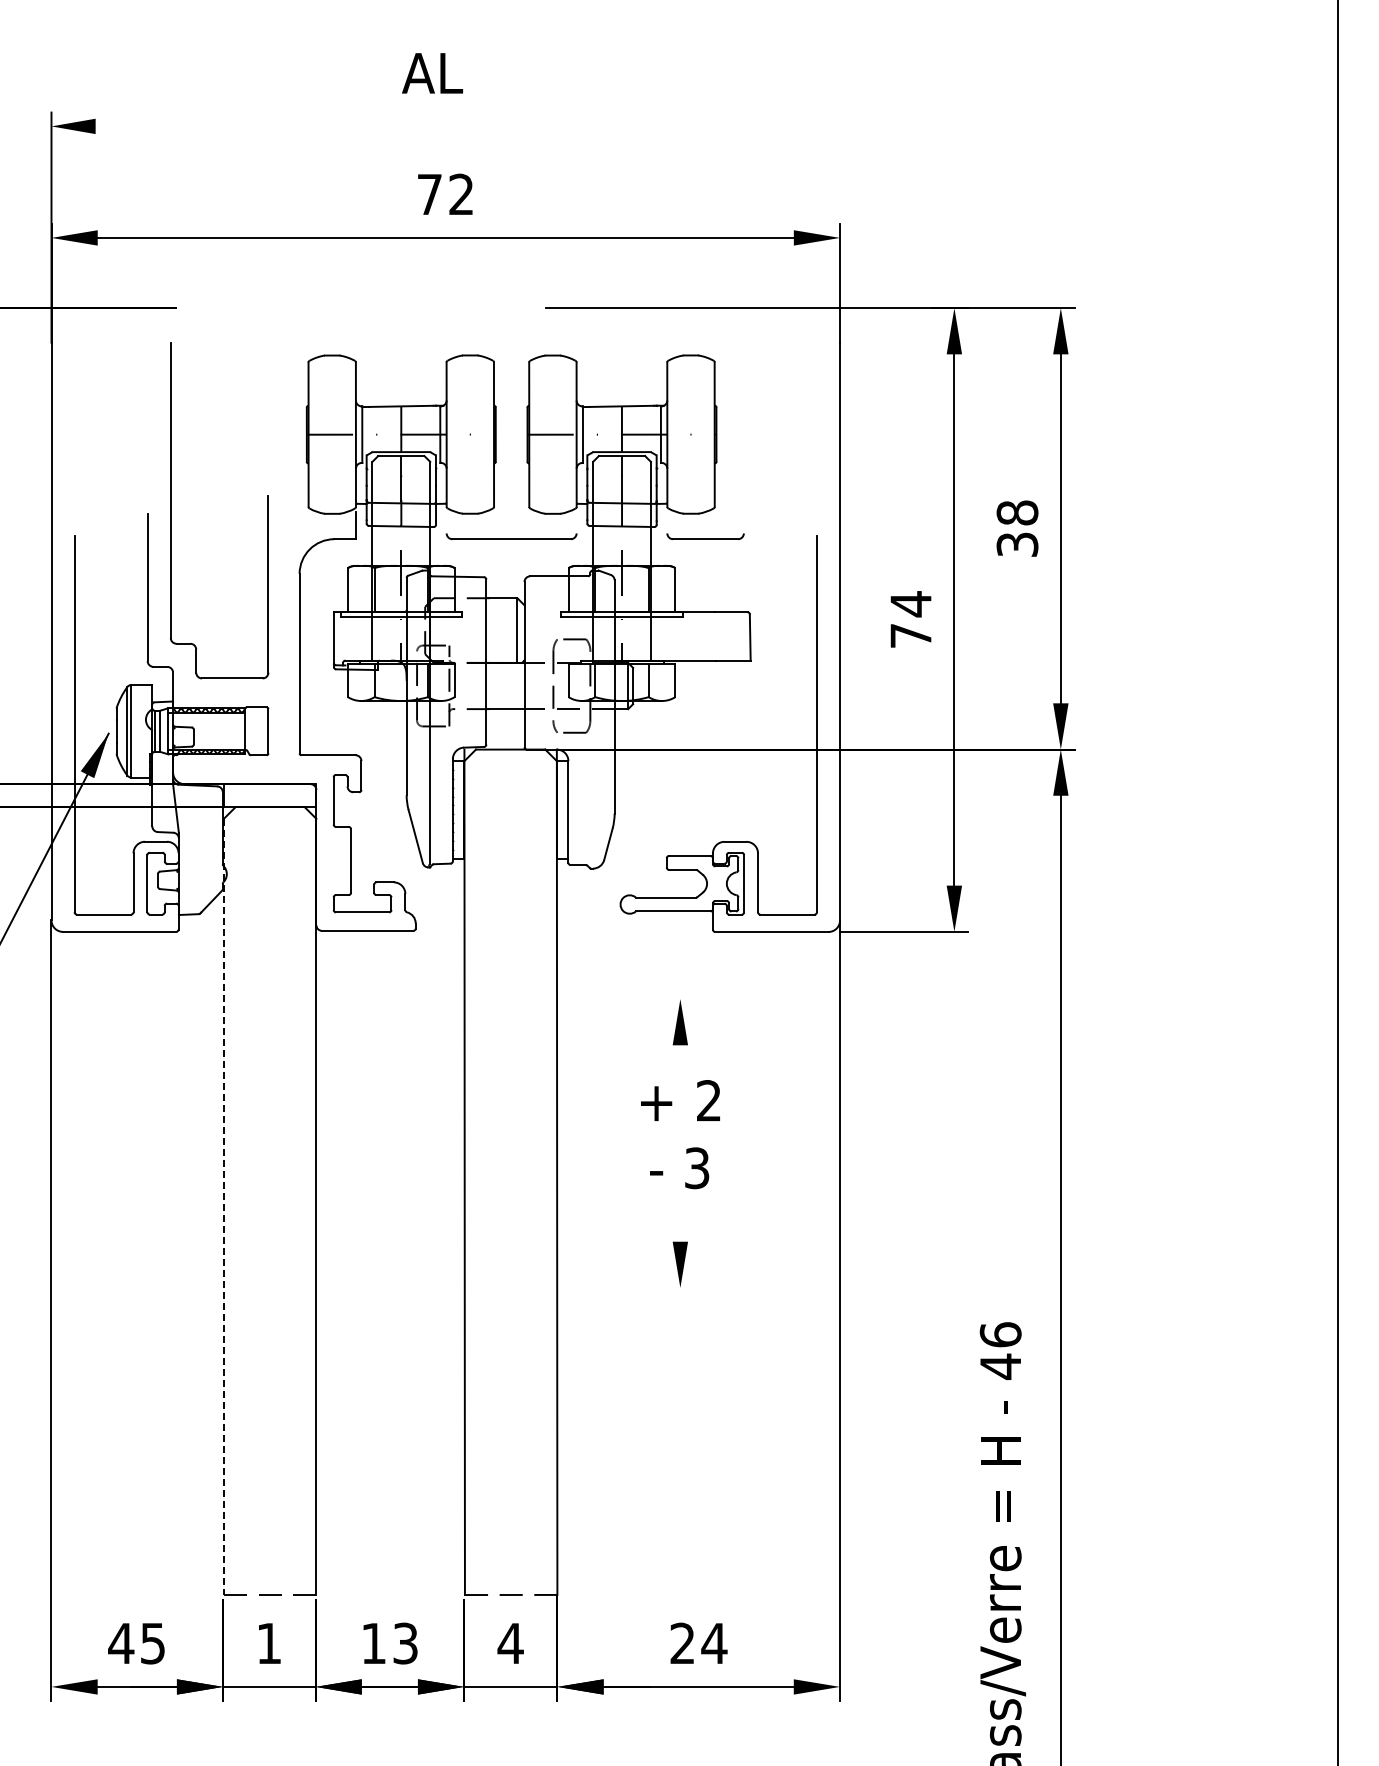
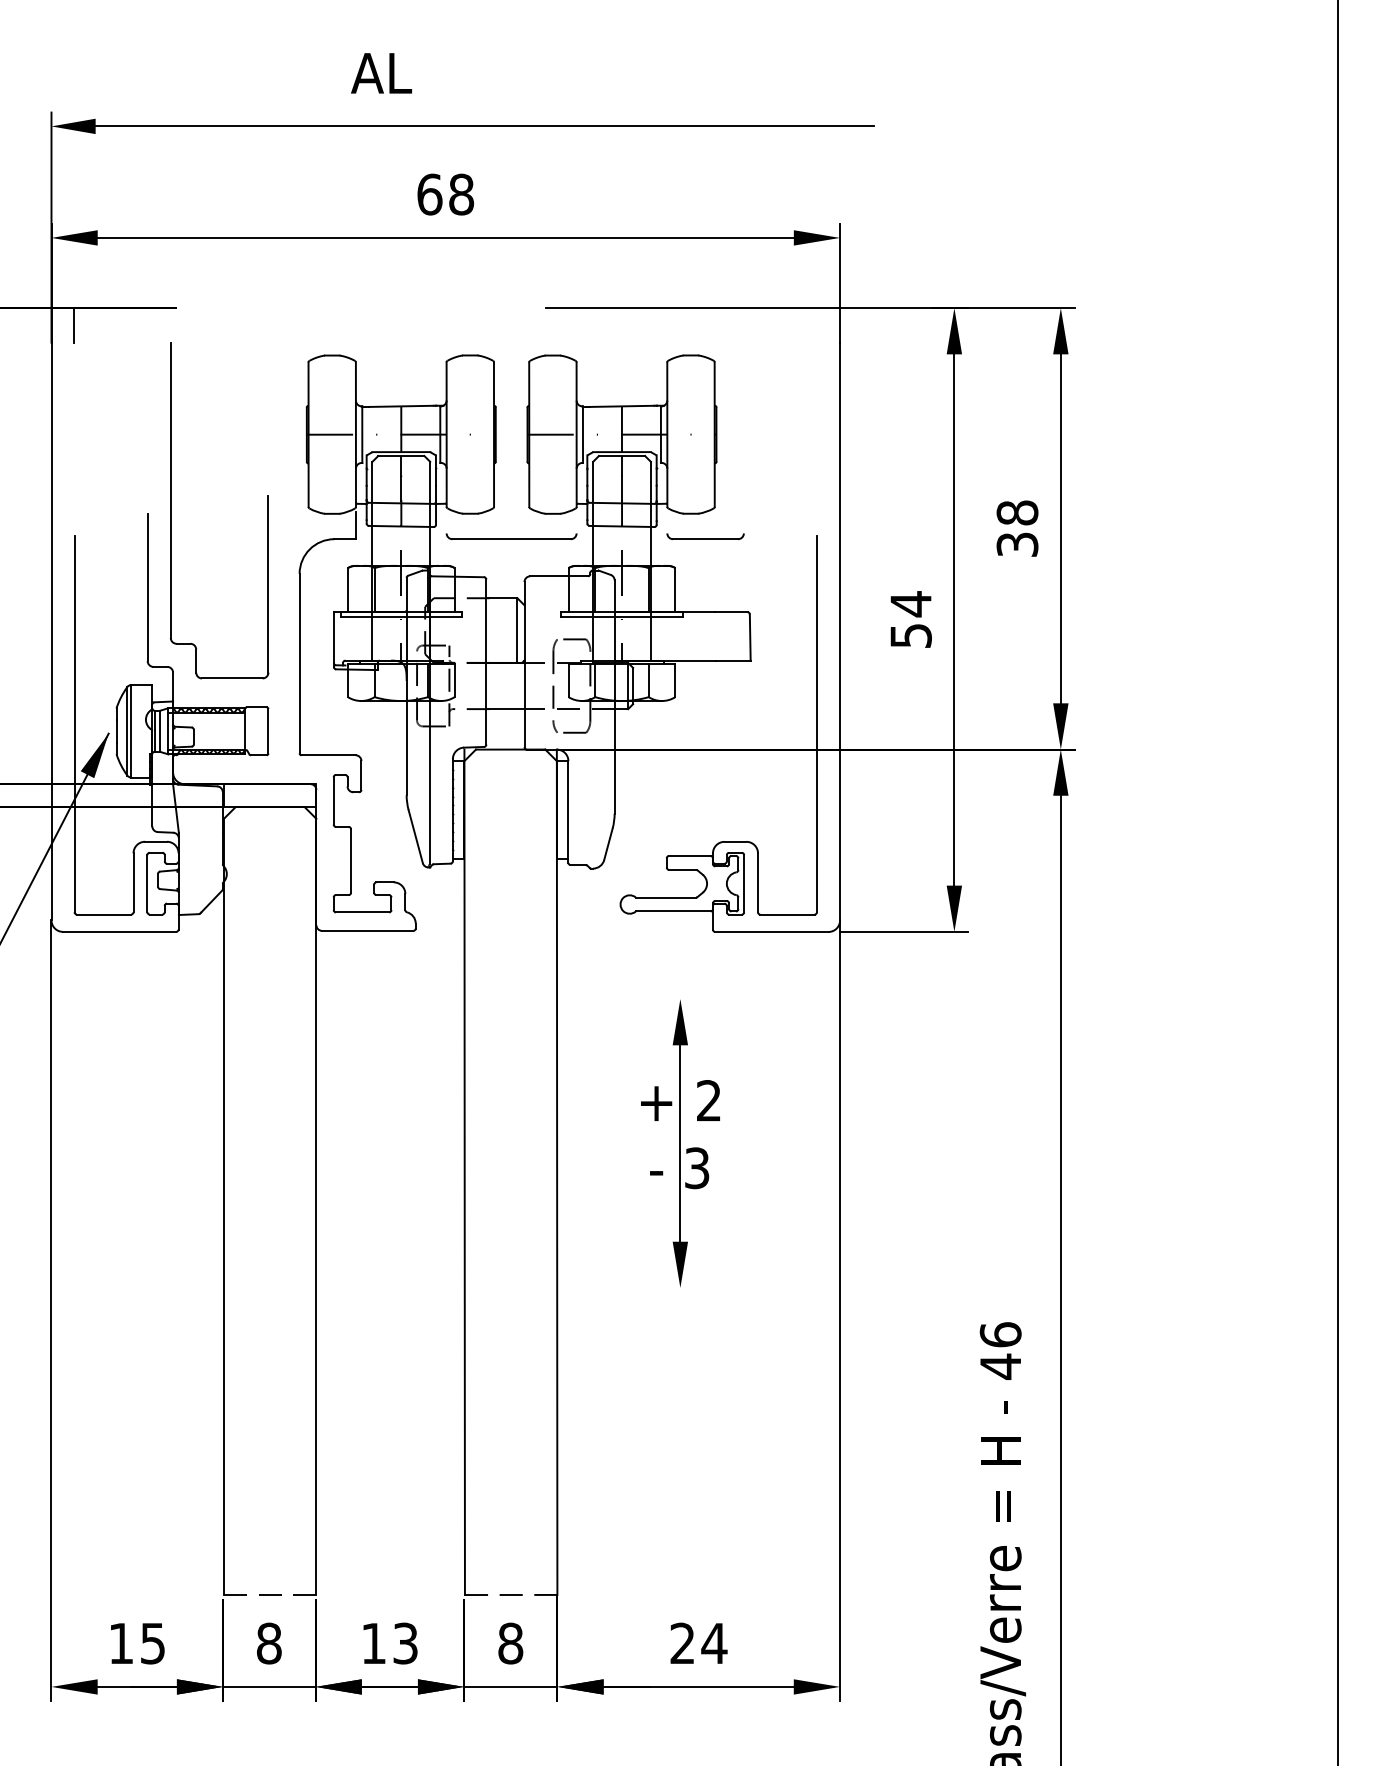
text position: (432, 73) -> (381, 73) (381, 73)
line: none -> present (484, 126)
text: 72 -> 68 (445, 194)
line: none -> present (74, 325)
text: 74 -> 54 (910, 635)
line: none -> present (680, 1143)
line: dashed -> solid (223, 1207)
text: 45 -> 15 (121, 1643)
text: 1 -> 8 (269, 1643)
text: 4 -> 8 (510, 1643)
